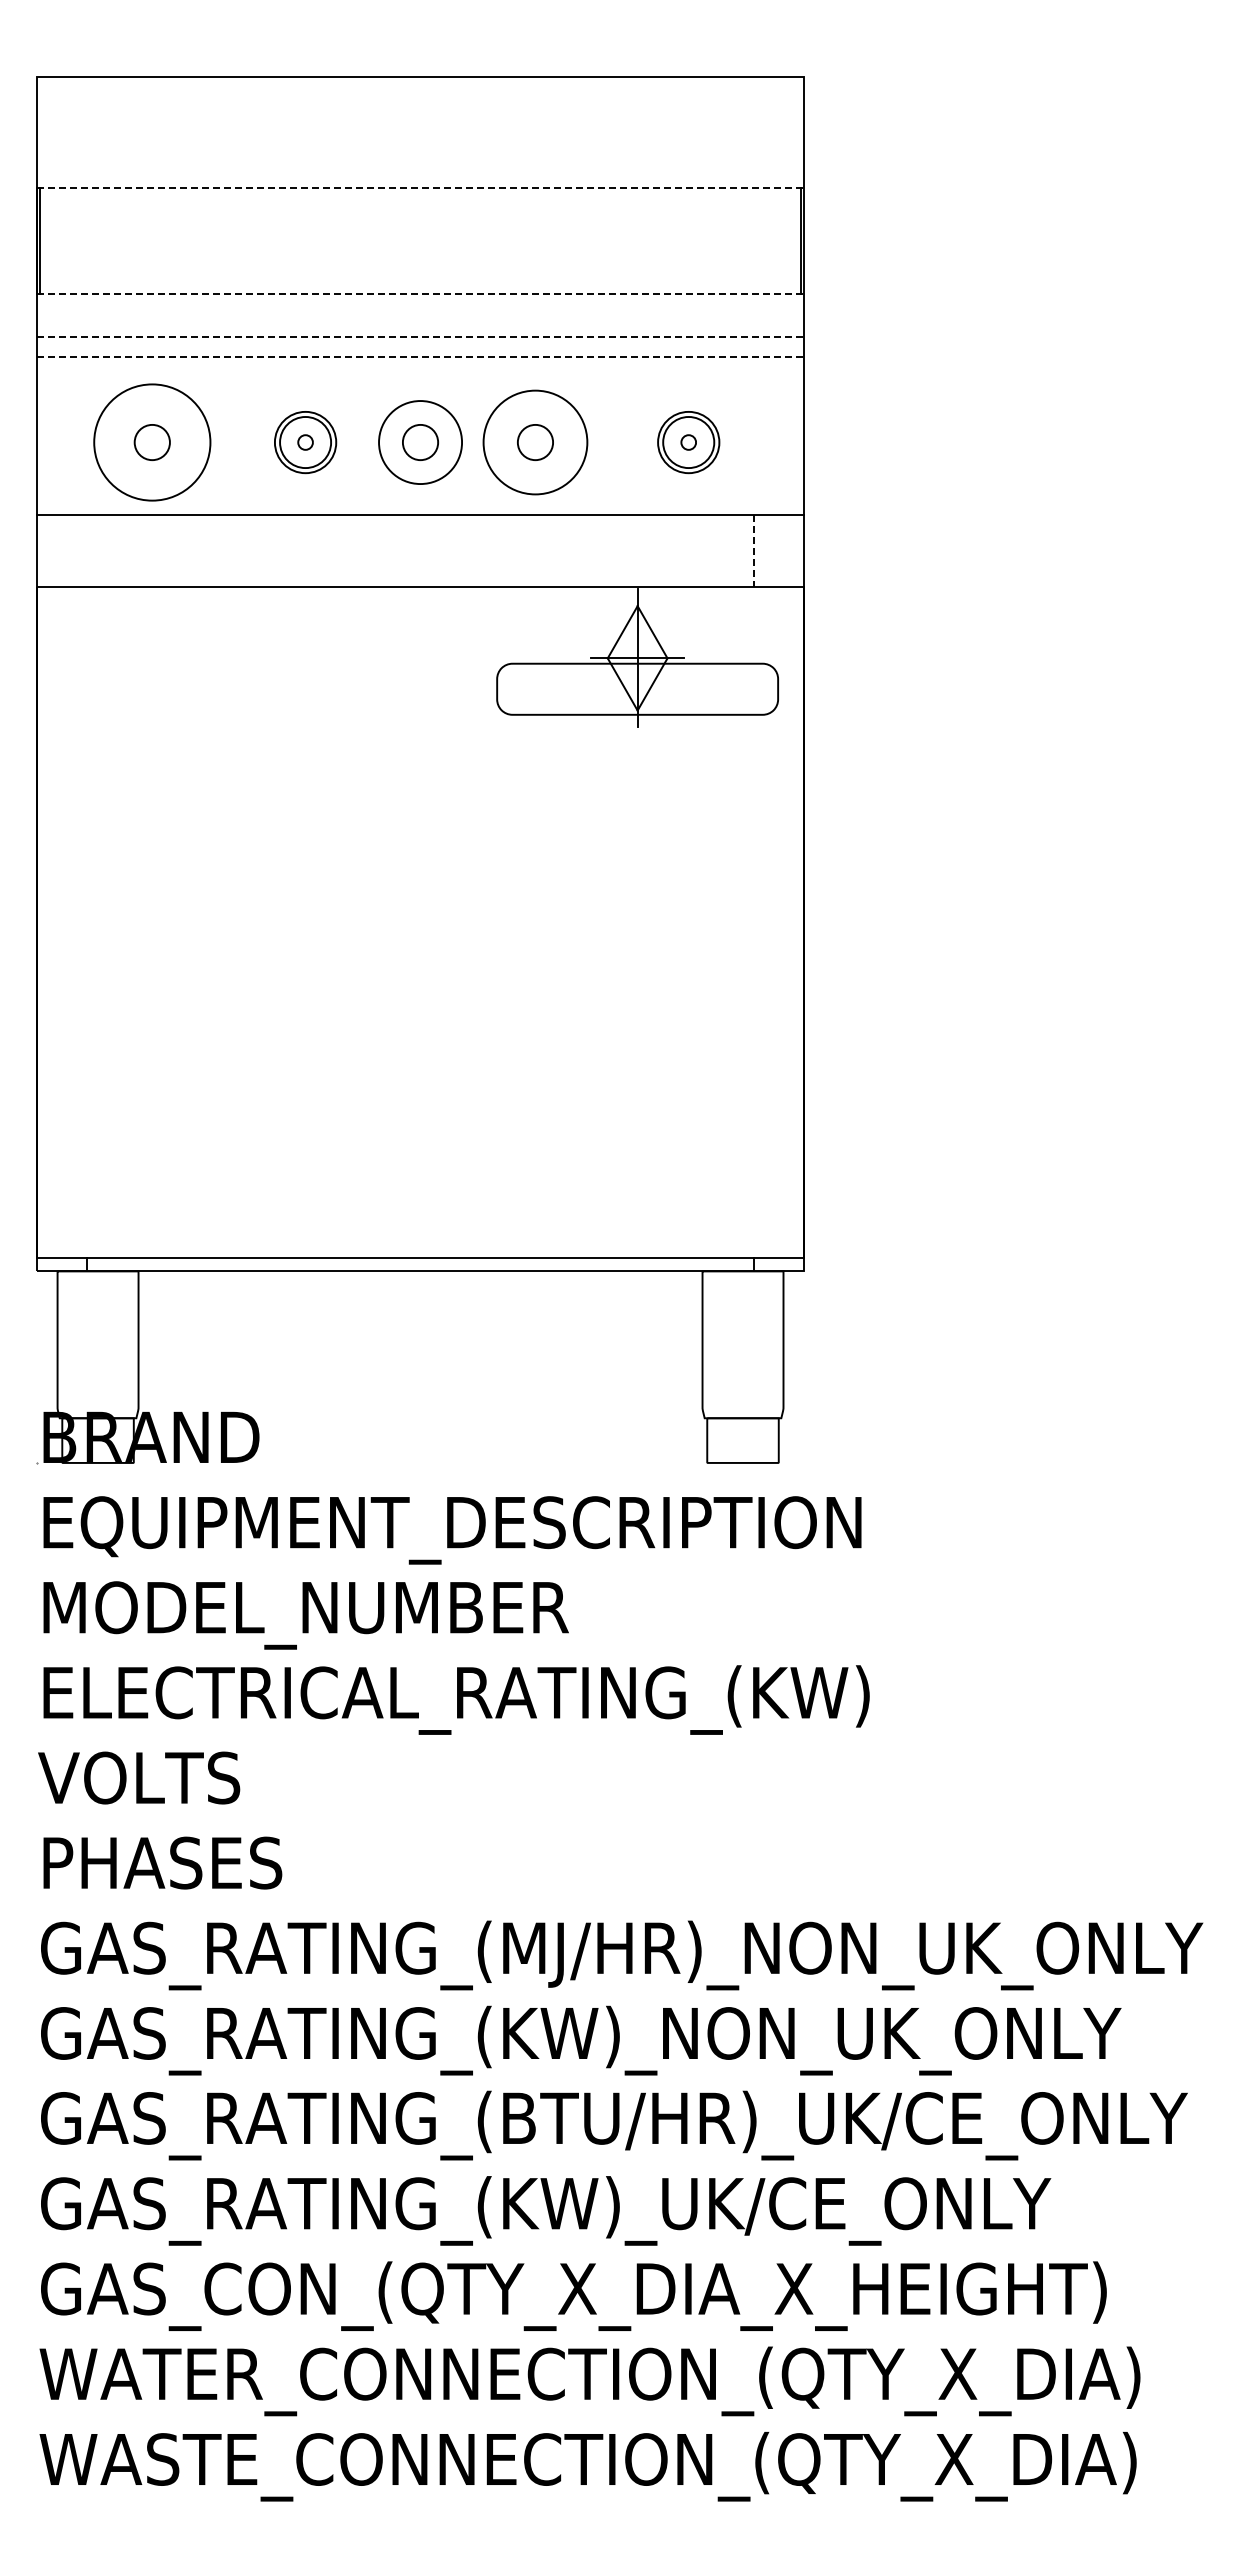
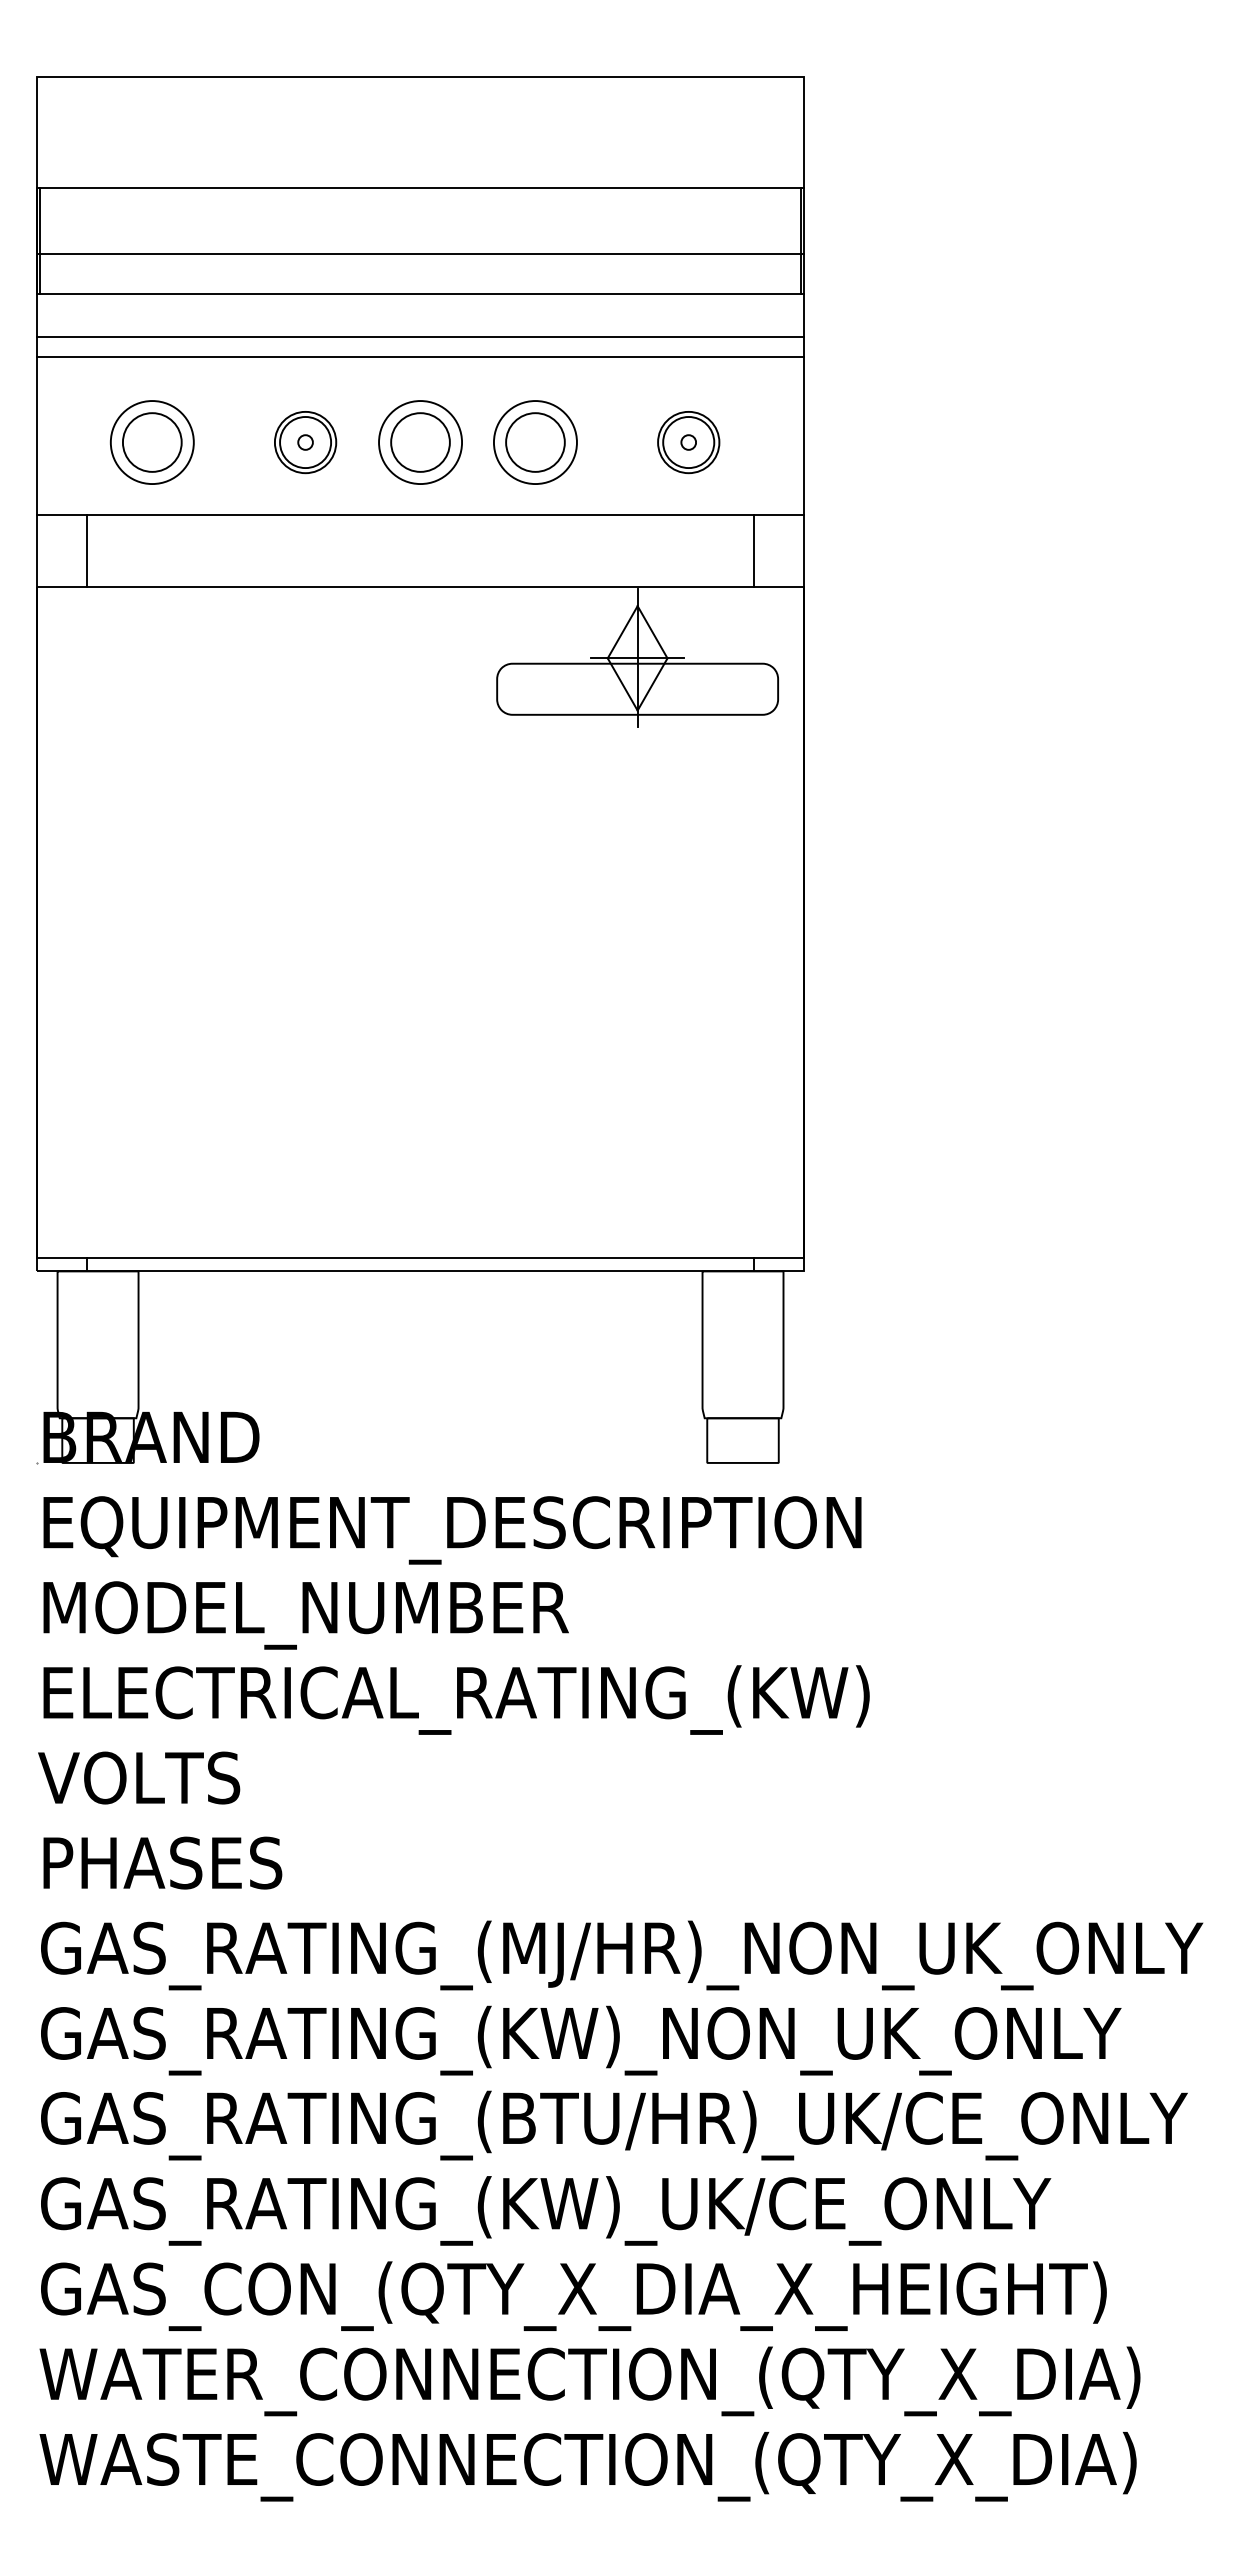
line: dashed -> solid (421, 188)
line: none -> present (420, 253)
line: dashed -> solid (421, 294)
line: dashed -> solid (421, 336)
line: dashed -> solid (421, 356)
circle diameter: 35 px -> 59 px (151, 442)
circle diameter: 116 px -> 83 px (151, 442)
circle diameter: 35 px -> 59 px (420, 442)
circle diameter: 104 px -> 83 px (534, 442)
circle diameter: 35 px -> 59 px (535, 442)
line: none -> present (87, 551)
line: dashed -> solid (753, 551)
